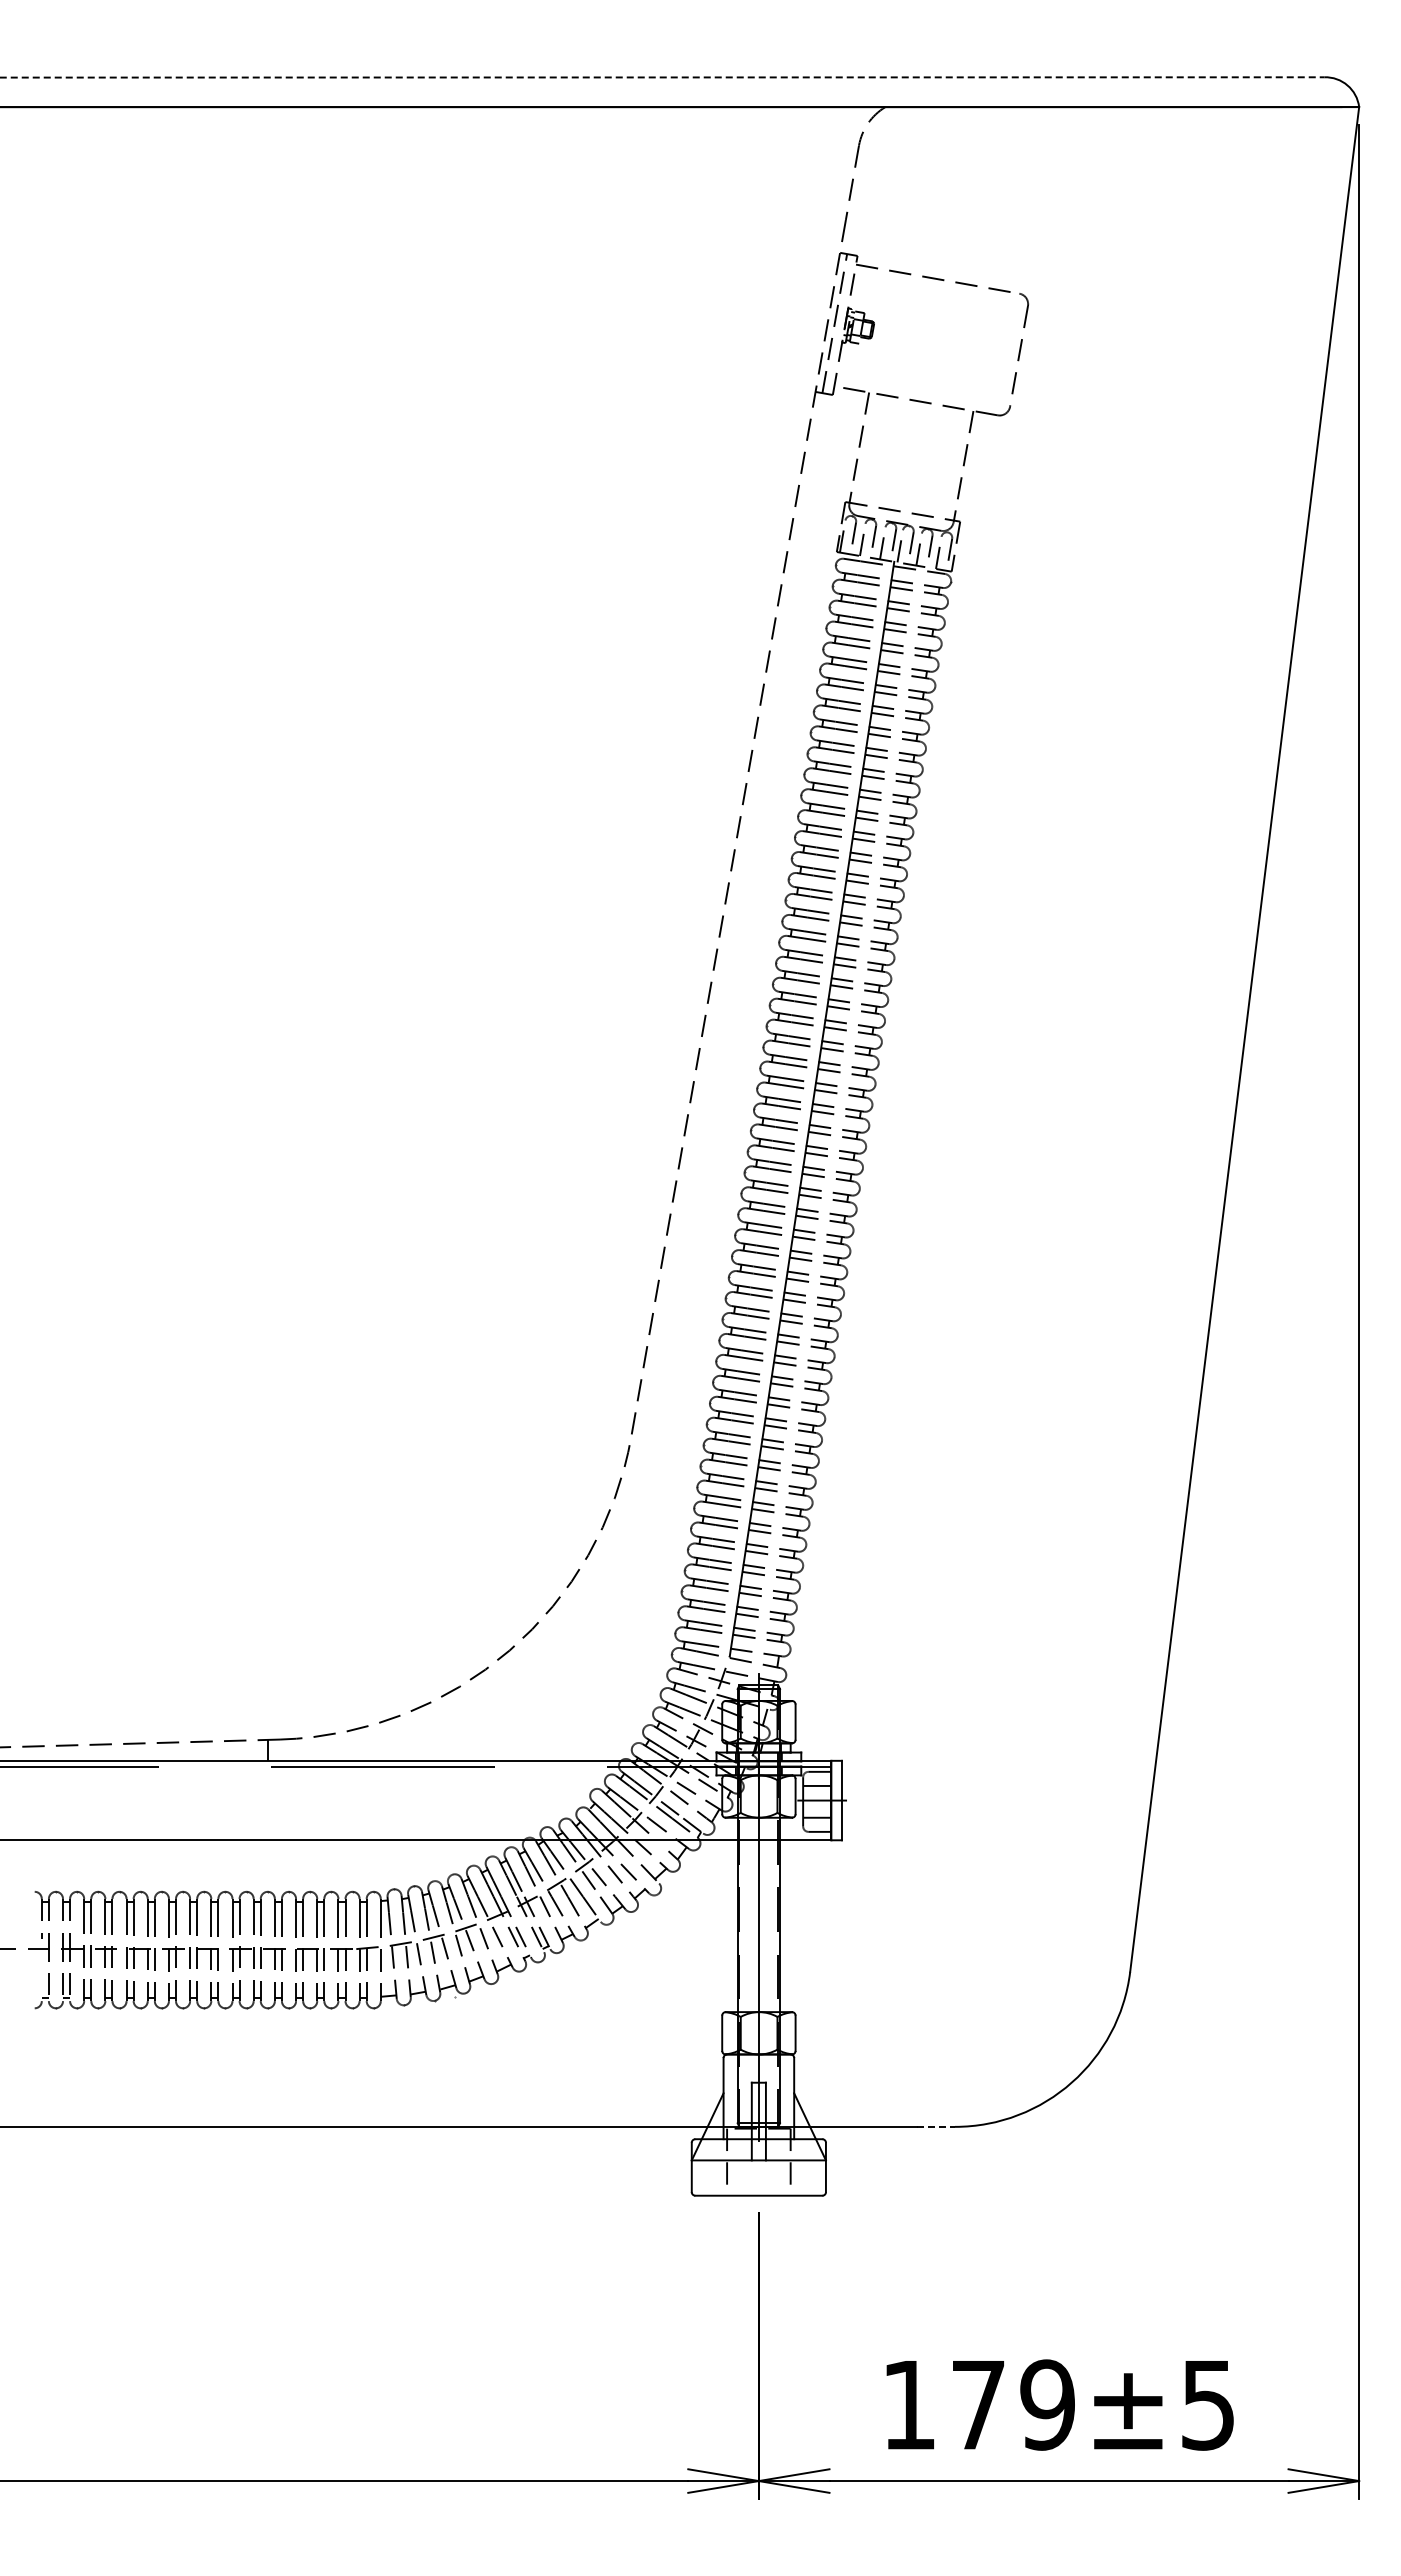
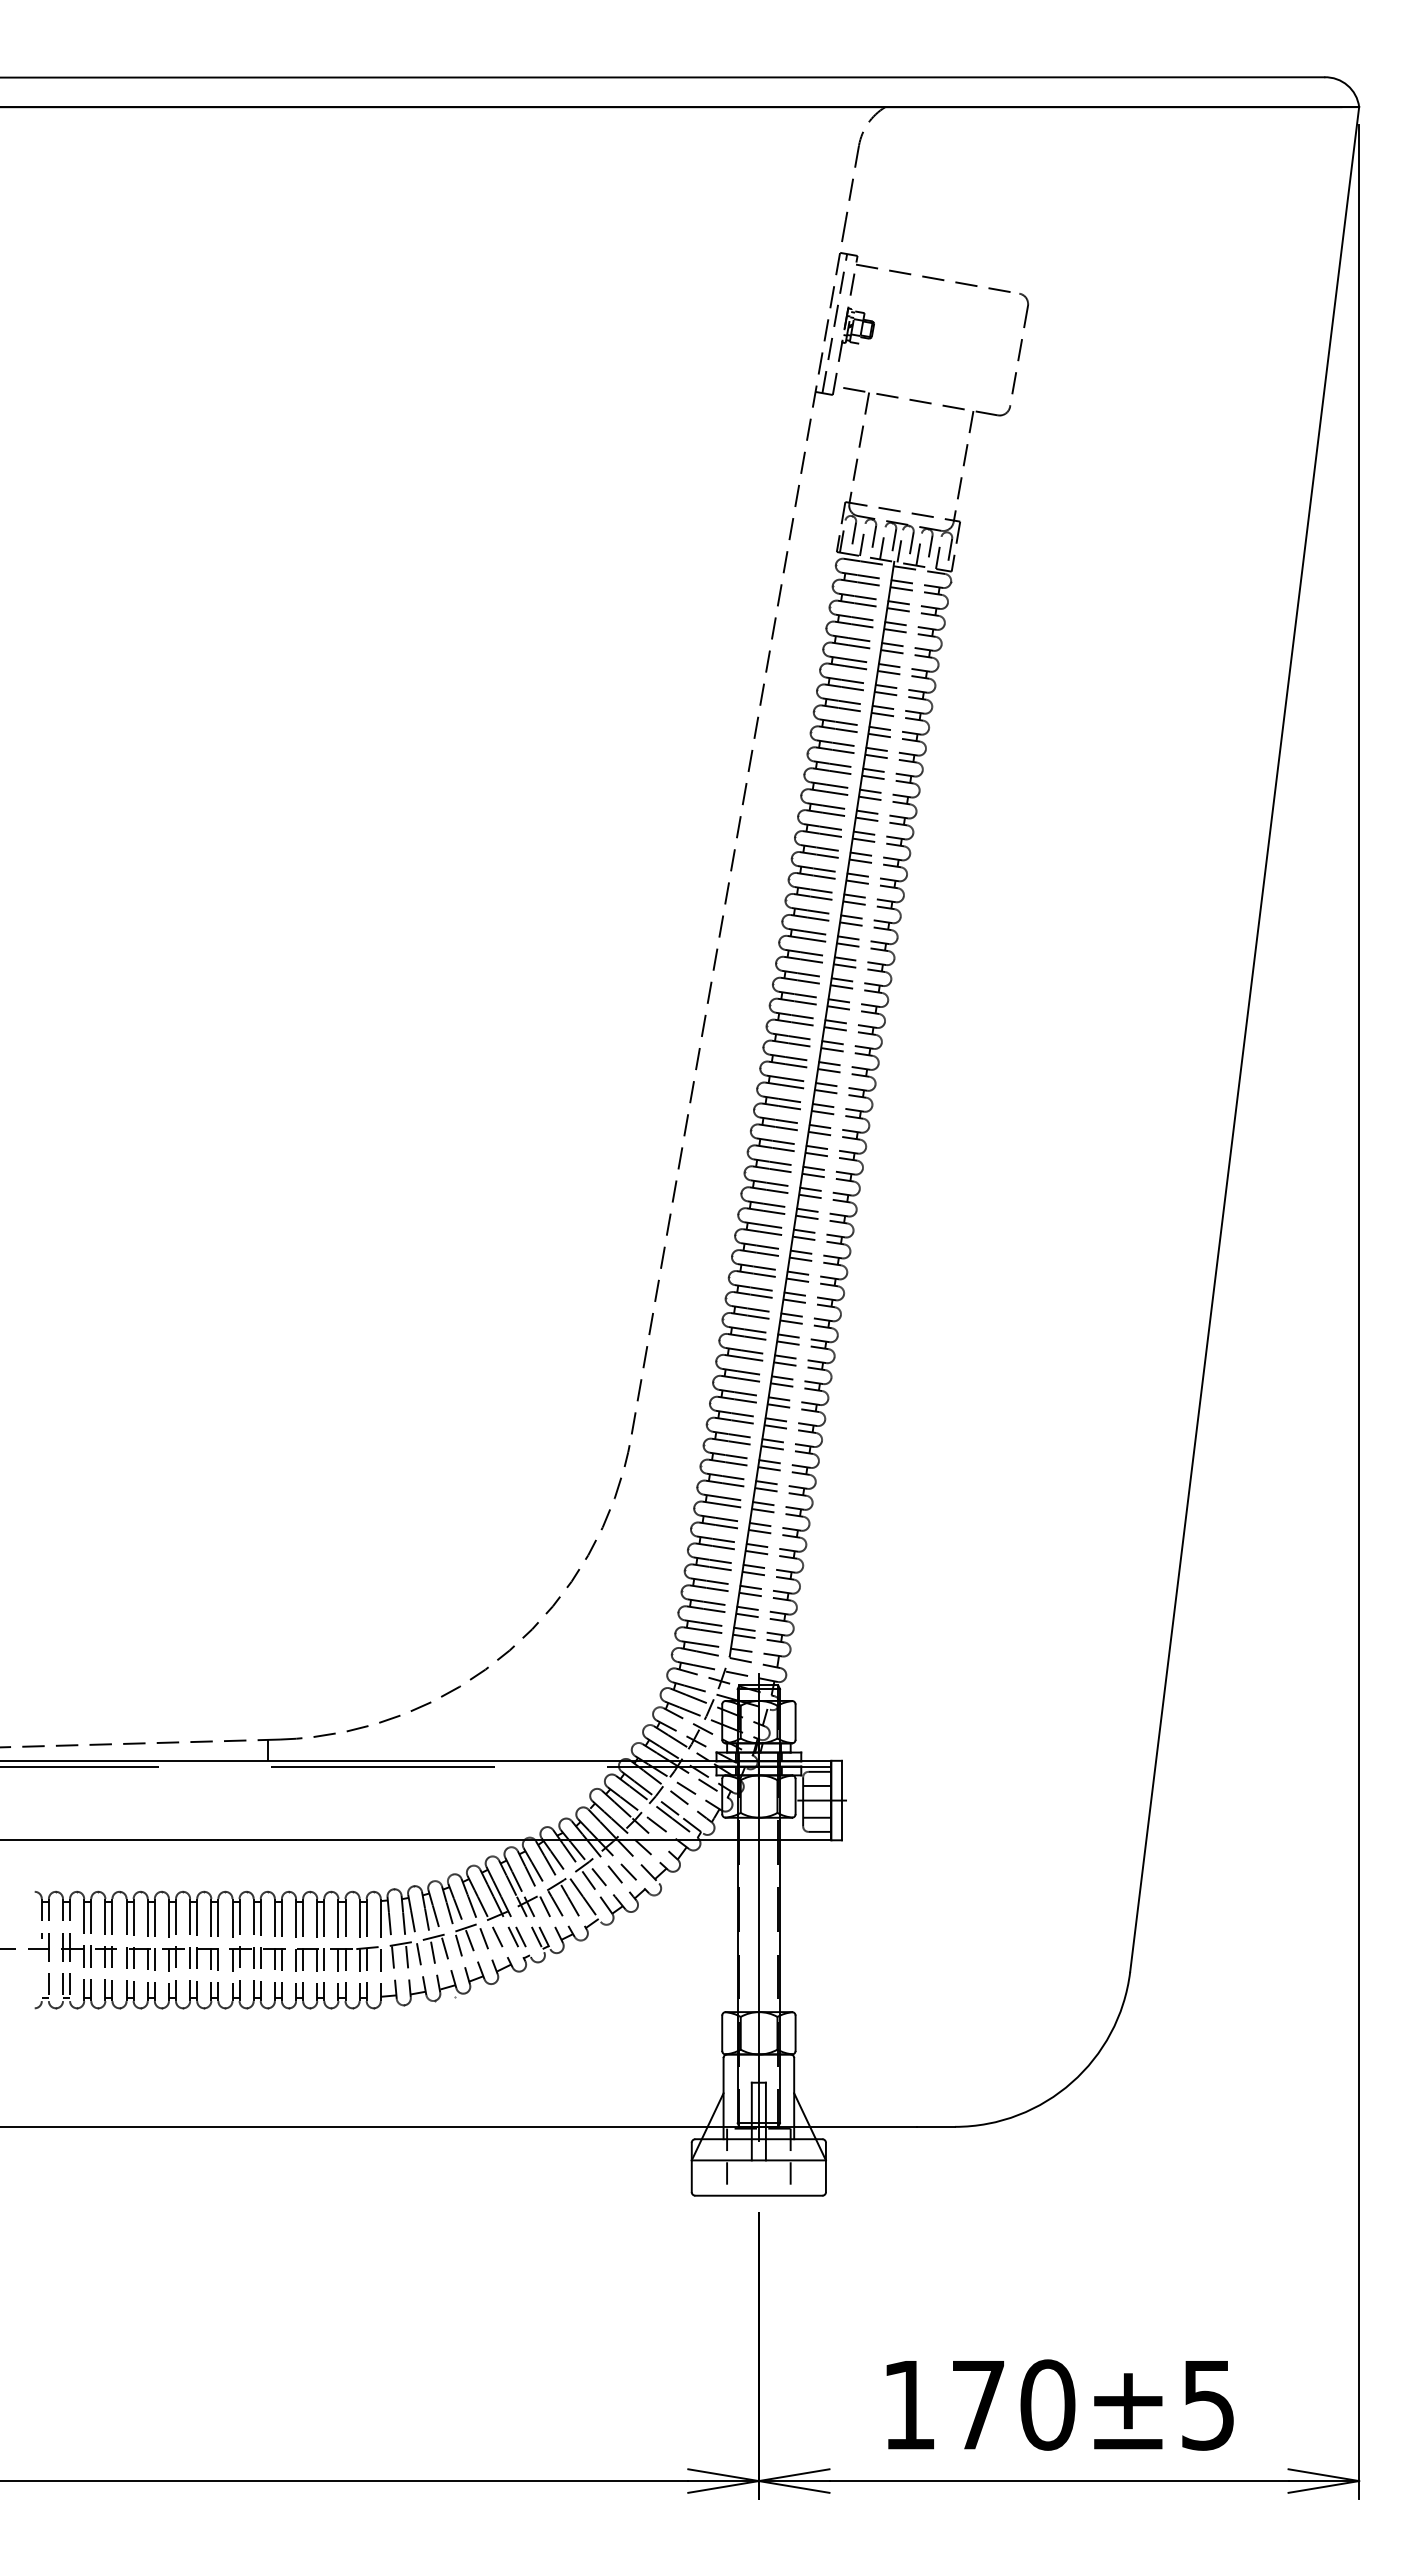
line: dashed -> solid (662, 77)
line: dashed -> solid (936, 2126)
text: 179±5 -> 170±5 (1047, 2404)
